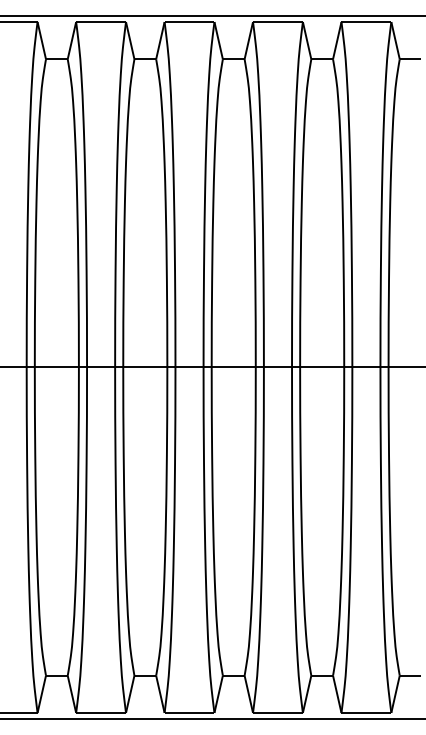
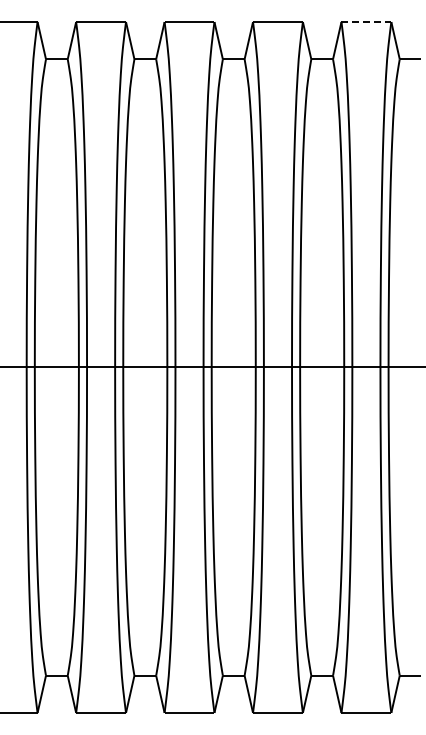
line: present -> none (212, 16)
line: solid -> dashed (366, 22)
line: present -> none (212, 718)
